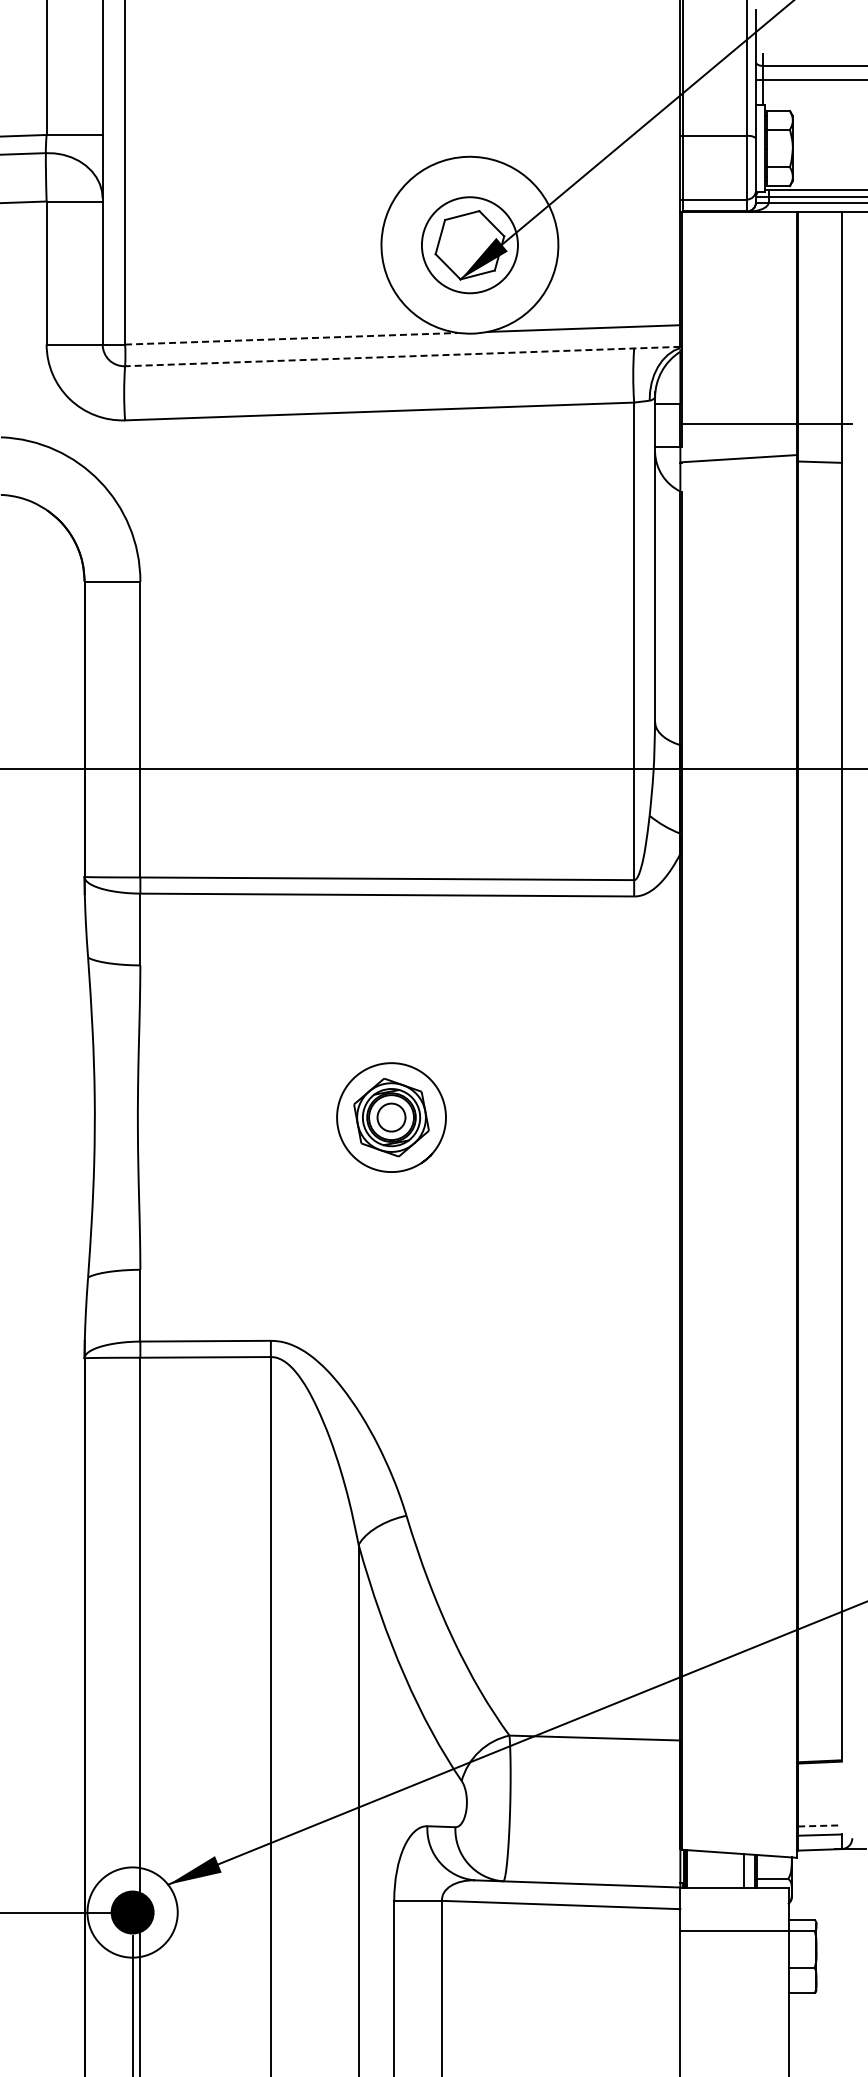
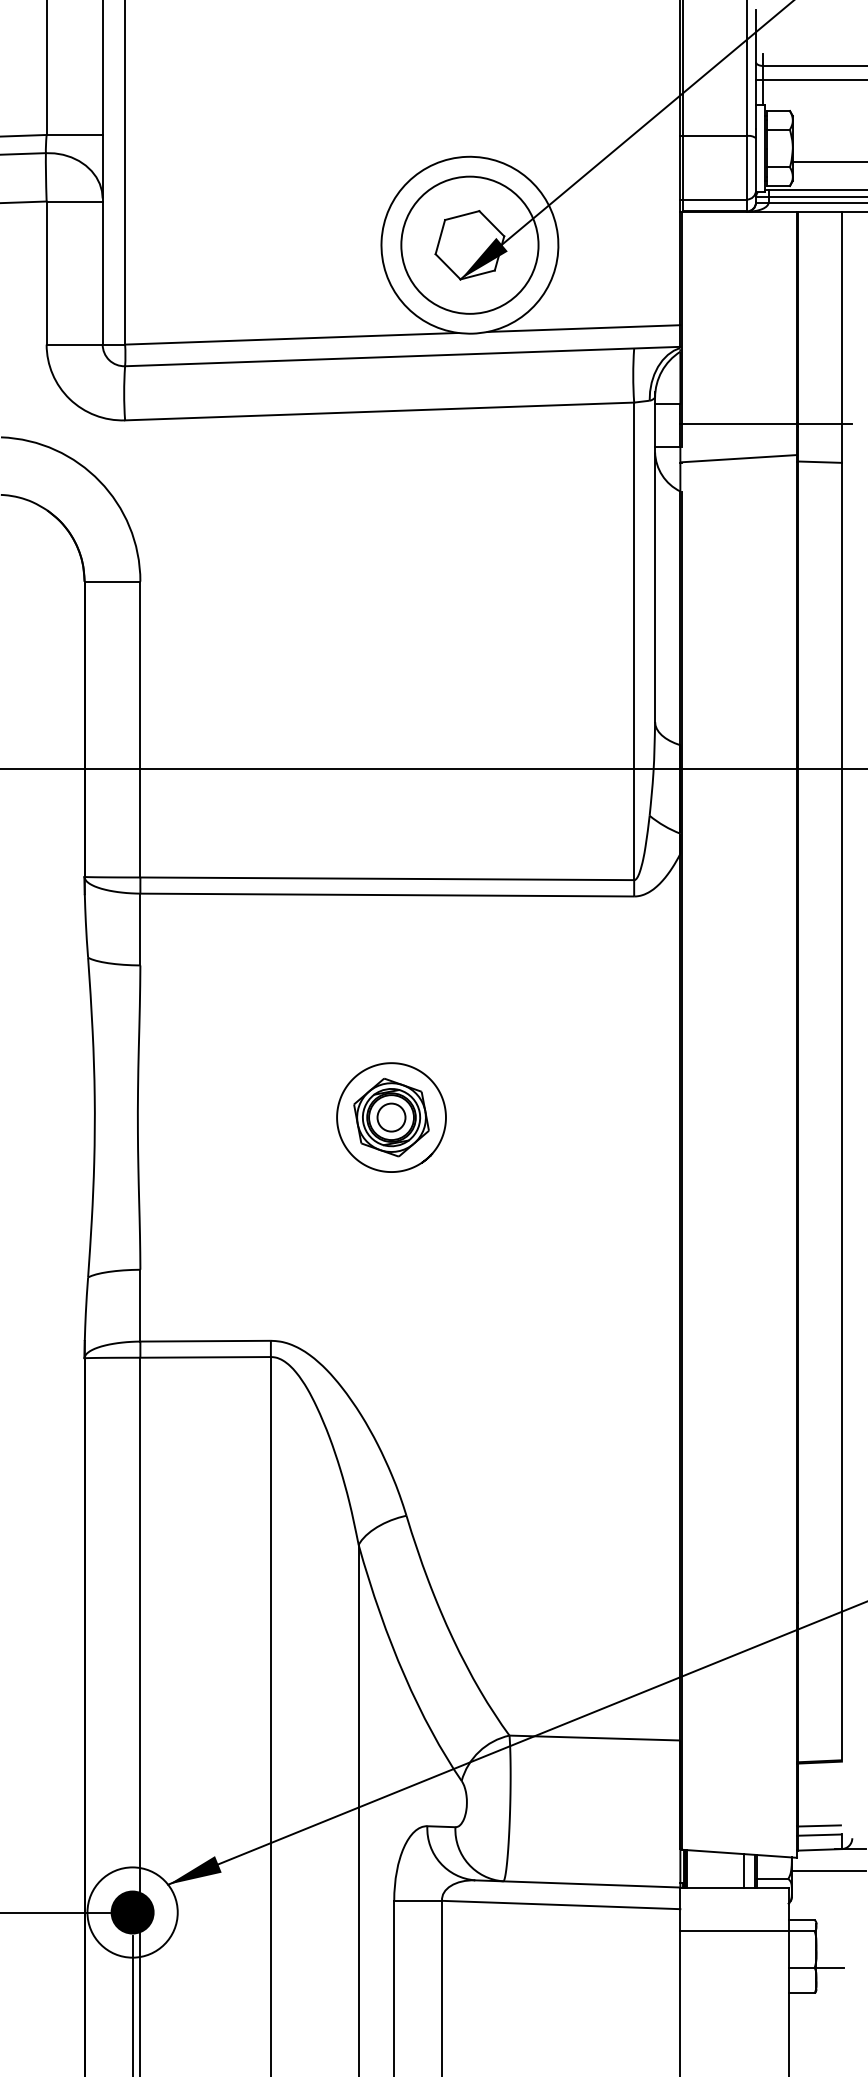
line: none -> present (828, 162)
circle diameter: 96 px -> 137 px (469, 244)
line: dashed -> solid (291, 338)
line: dashed -> solid (402, 356)
line: dashed -> solid (821, 1825)
line: none -> present (827, 1870)
line: none -> present (829, 1967)
